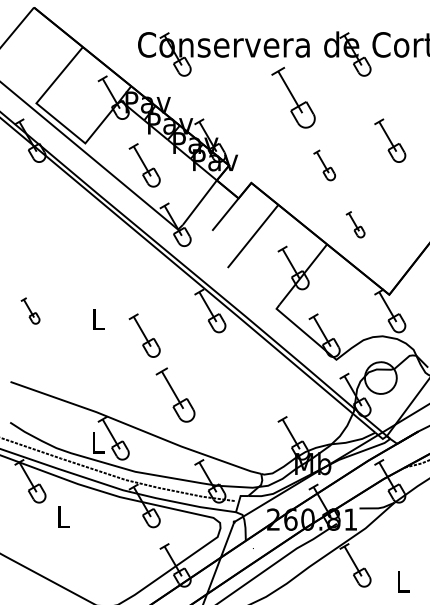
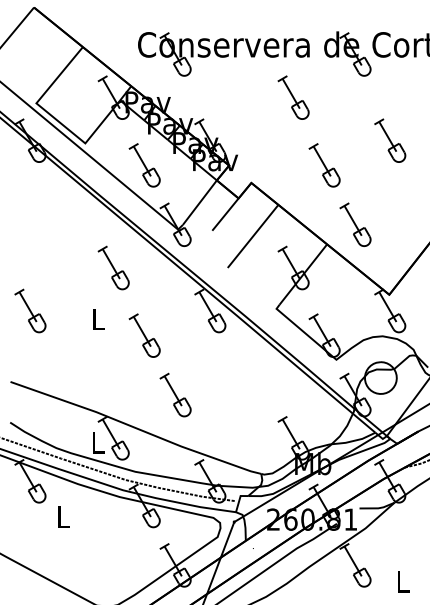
part size: 45x63 px -> 33x45 px (293, 97)
part size: 23x33 px -> 33x45 px (324, 165)
part size: 21x28 px -> 33x45 px (355, 224)
part: none -> present (113, 267)
part size: 21x28 px -> 33x46 px (30, 310)
part size: 41x56 px -> 33x46 px (175, 394)
